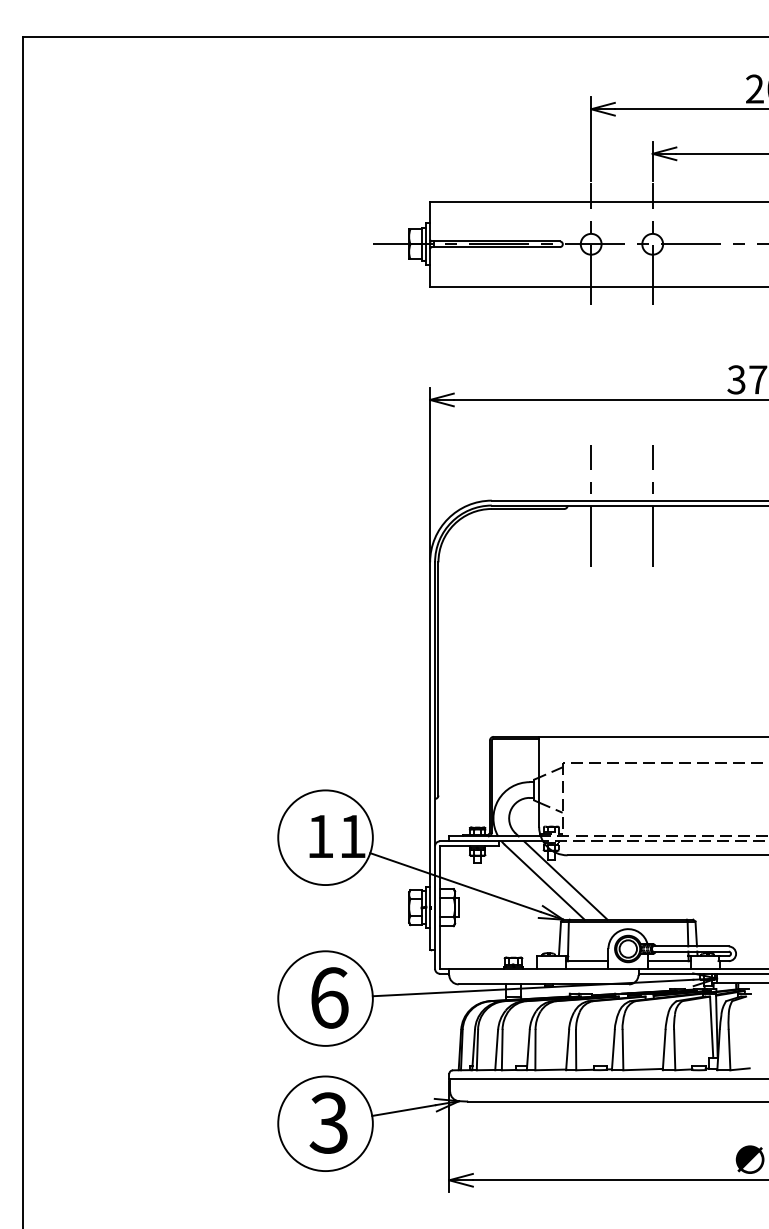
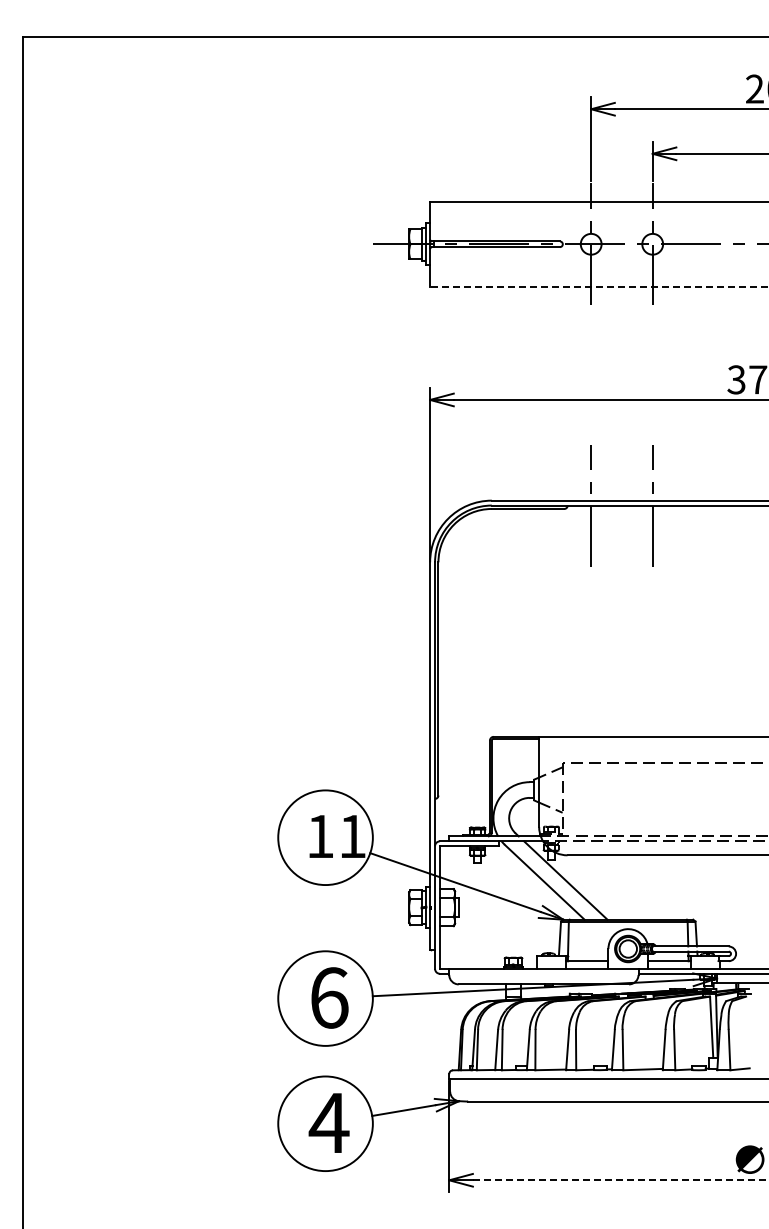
line: solid -> dashed (599, 286)
text: 3 -> 4 (328, 1122)
line: solid -> dashed (620, 1180)
